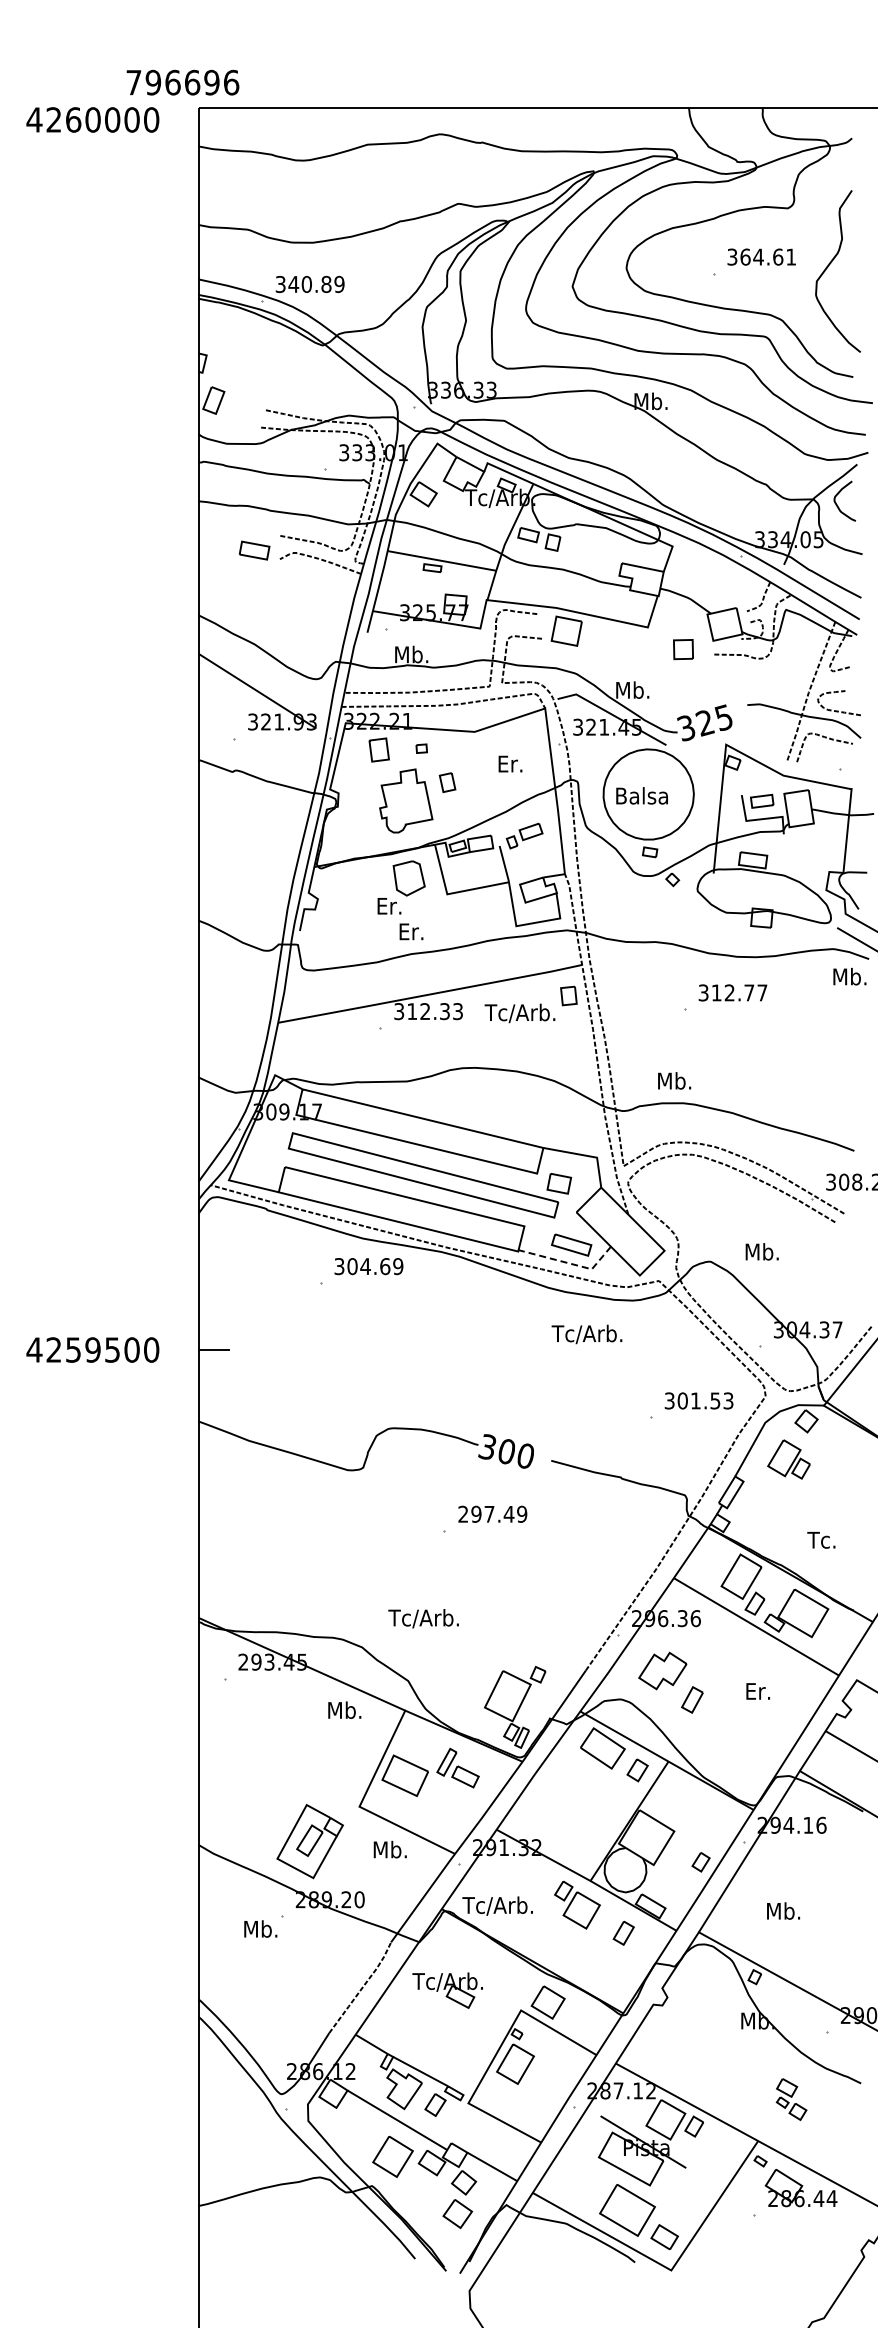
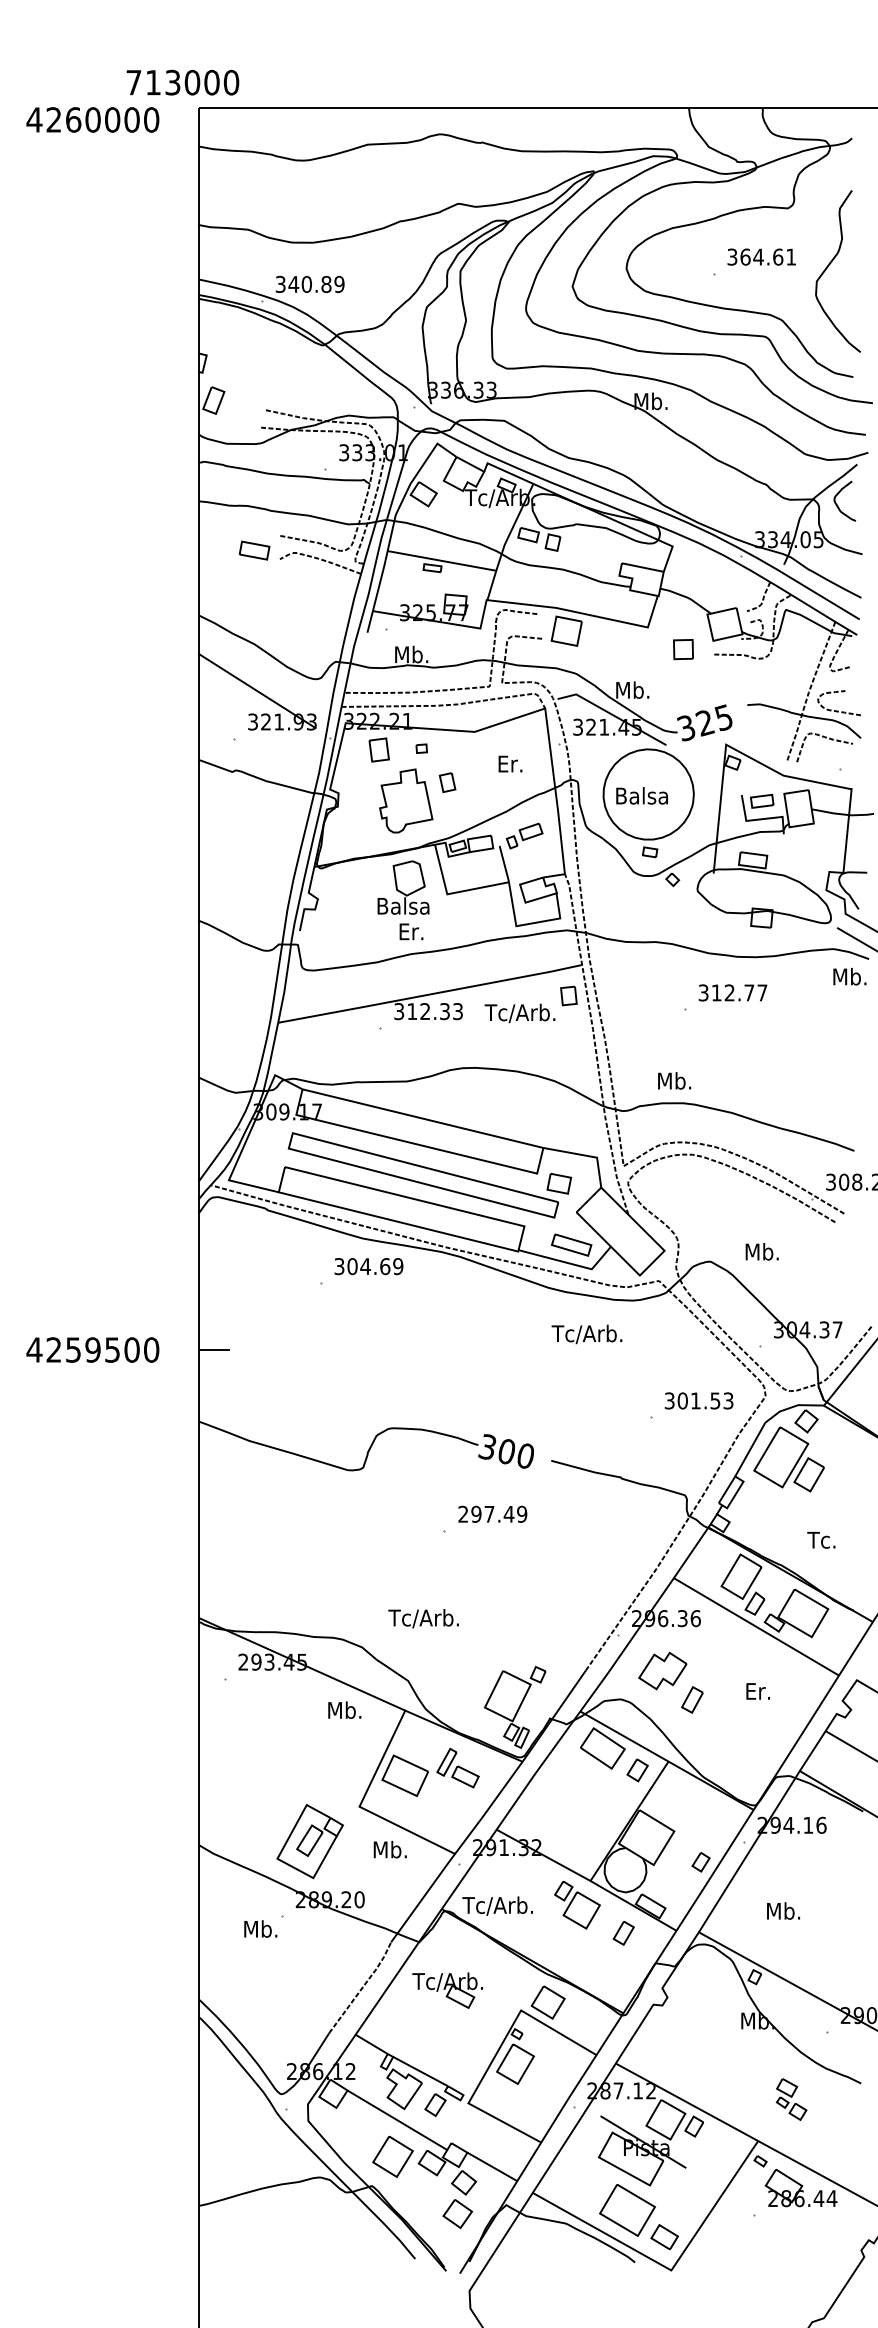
text: 796696 -> 713000 (192, 82)
text: Er. -> Balsa (406, 905)
line: dashed -> solid (569, 1263)
part size: 44x41 px -> 72x67 px (788, 1459)
